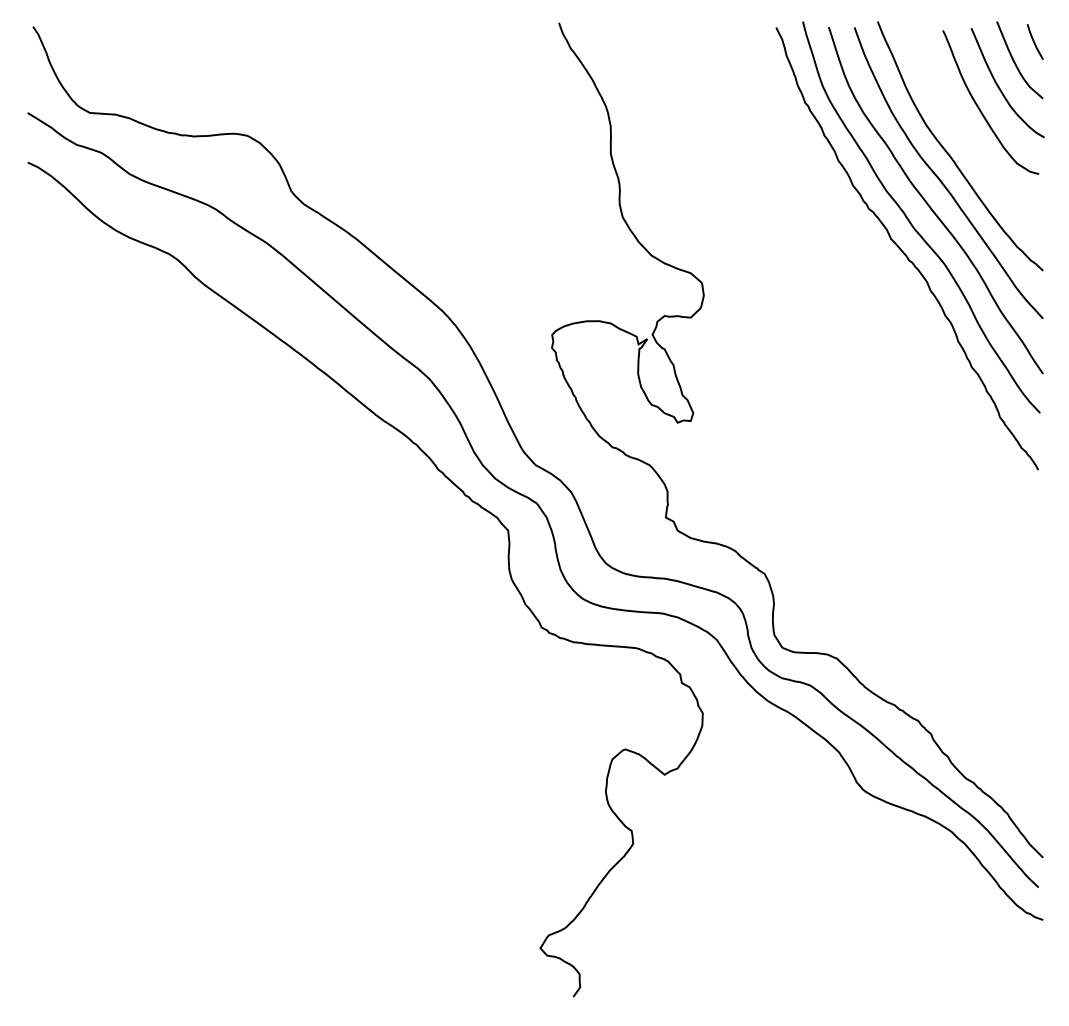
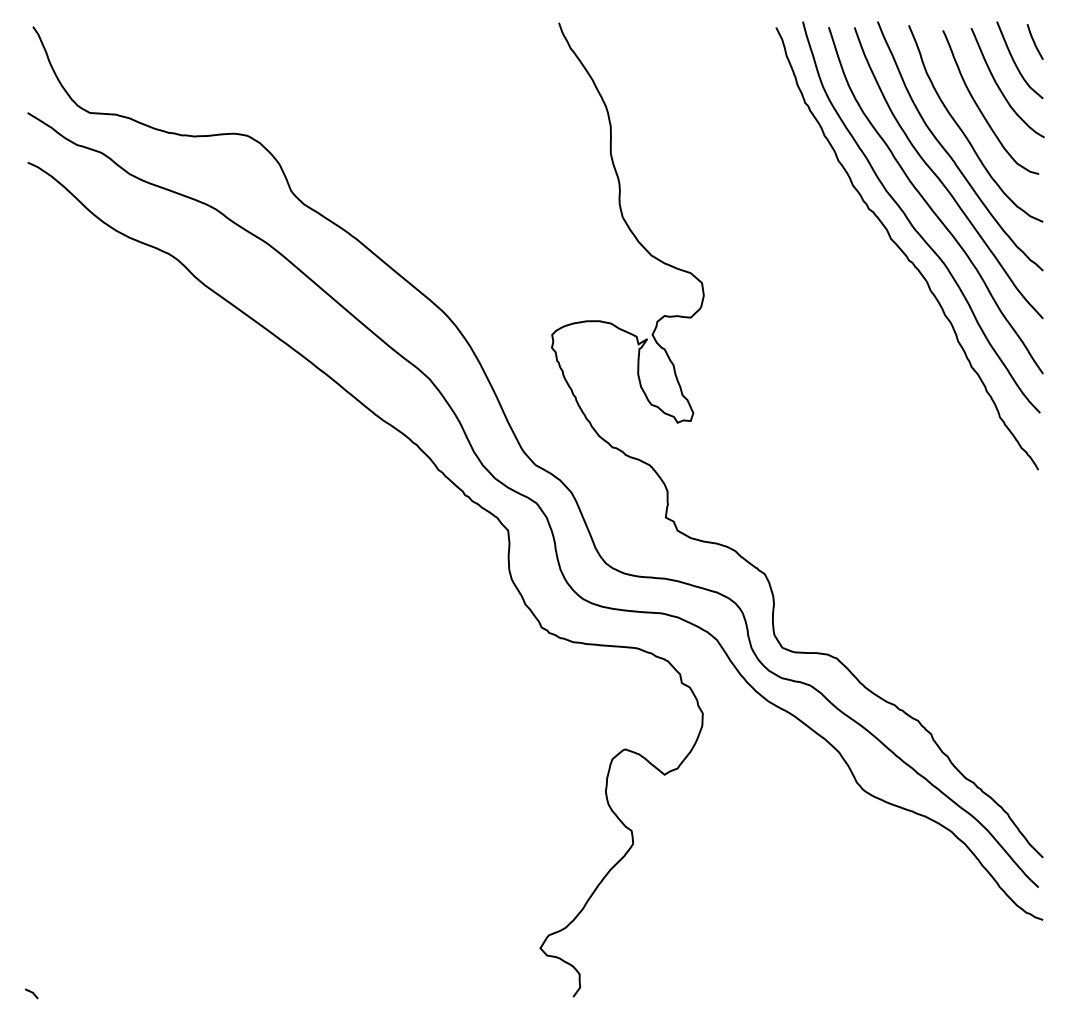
curve: none -> present (964, 132)
line: none -> present (31, 993)
